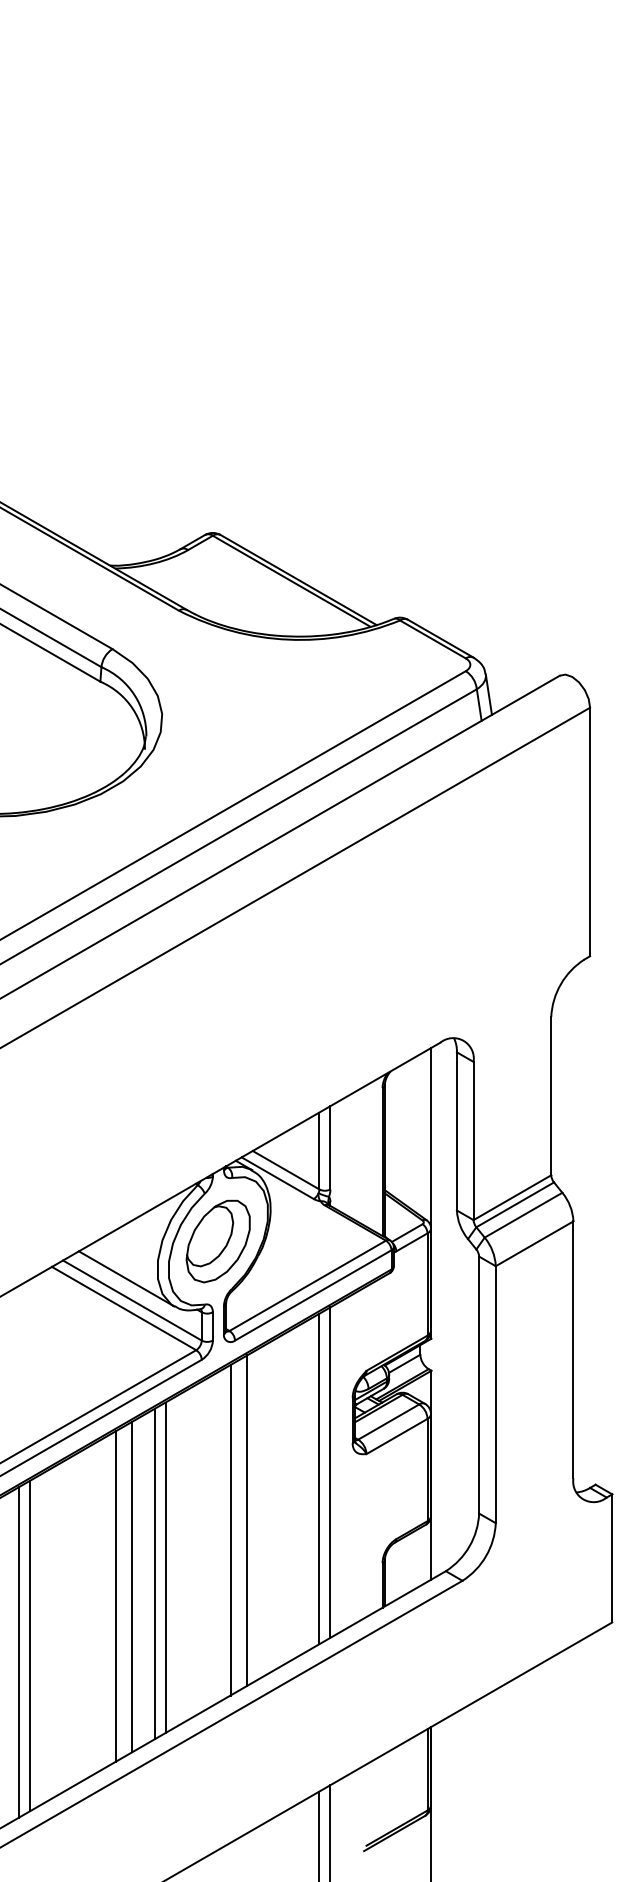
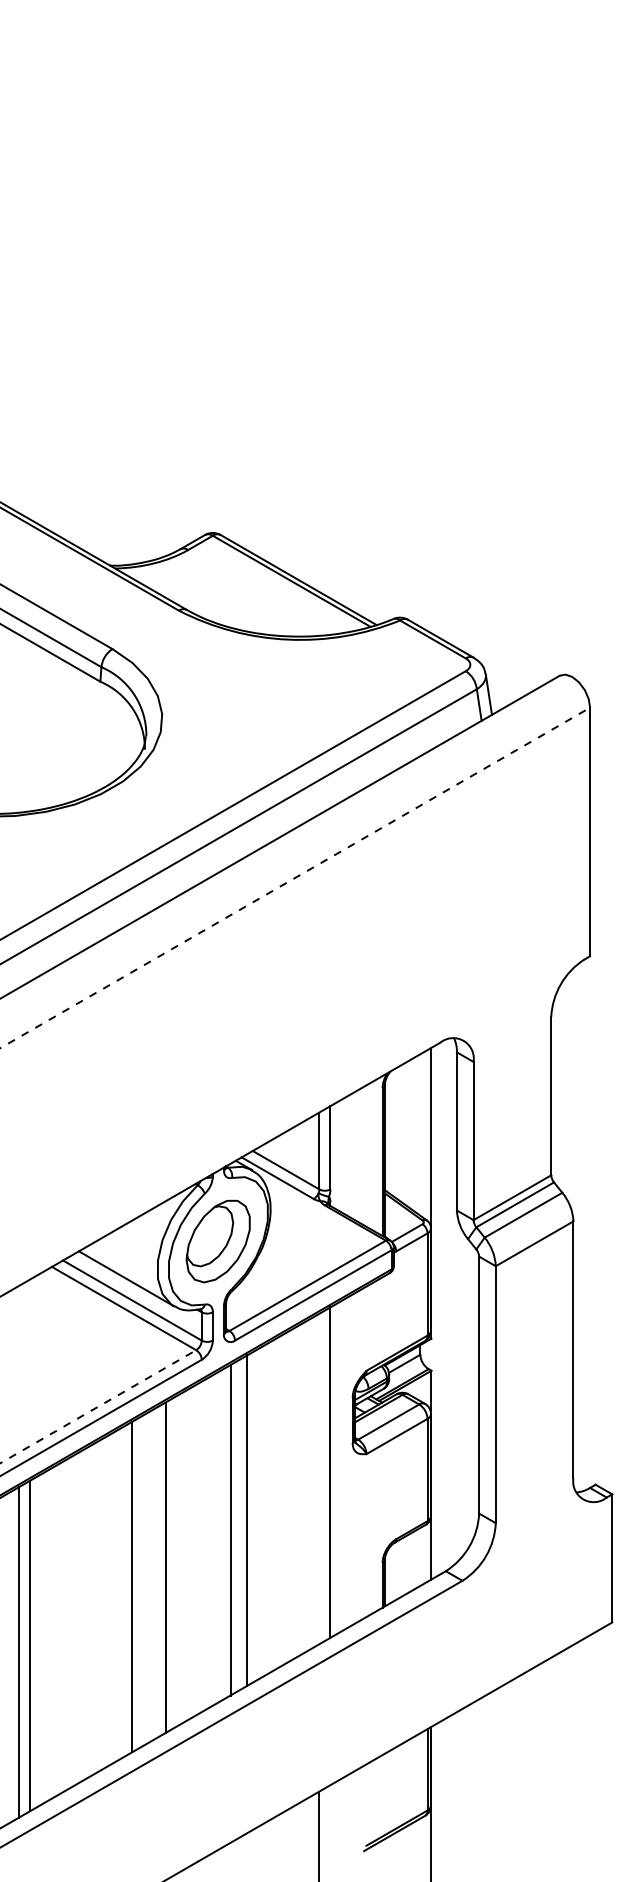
line: solid -> dashed (295, 877)
line: solid -> dashed (98, 1406)
line: present -> none (319, 1478)
line: present -> none (154, 1573)
line: present -> none (115, 1596)
line: present -> none (330, 1831)
